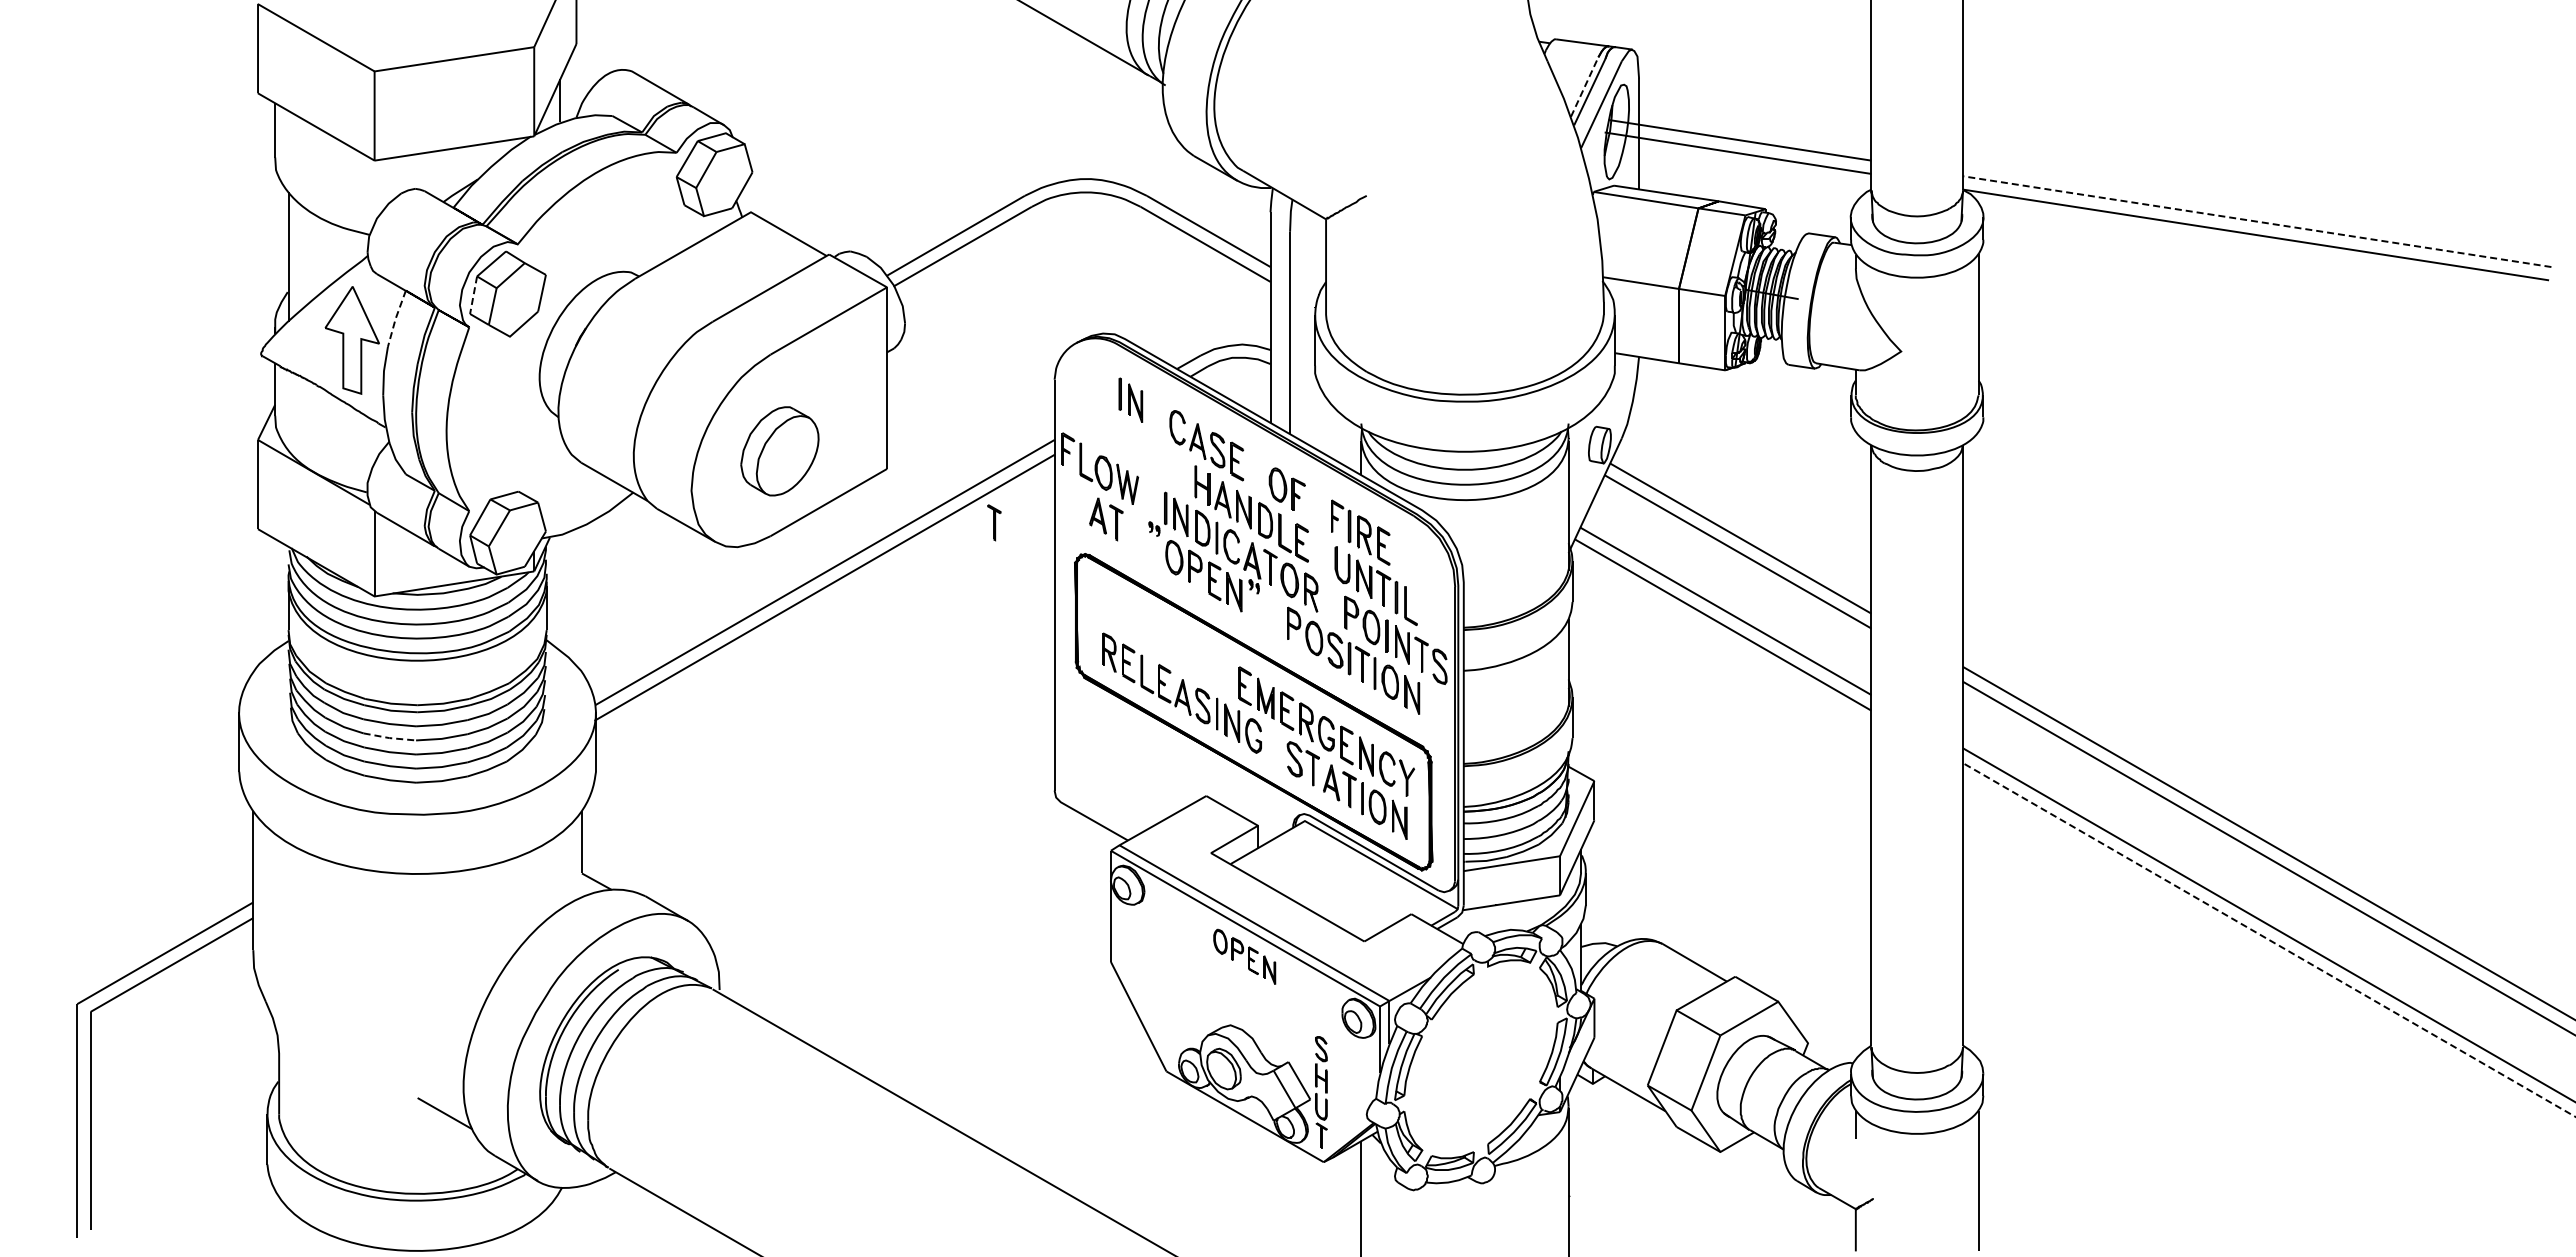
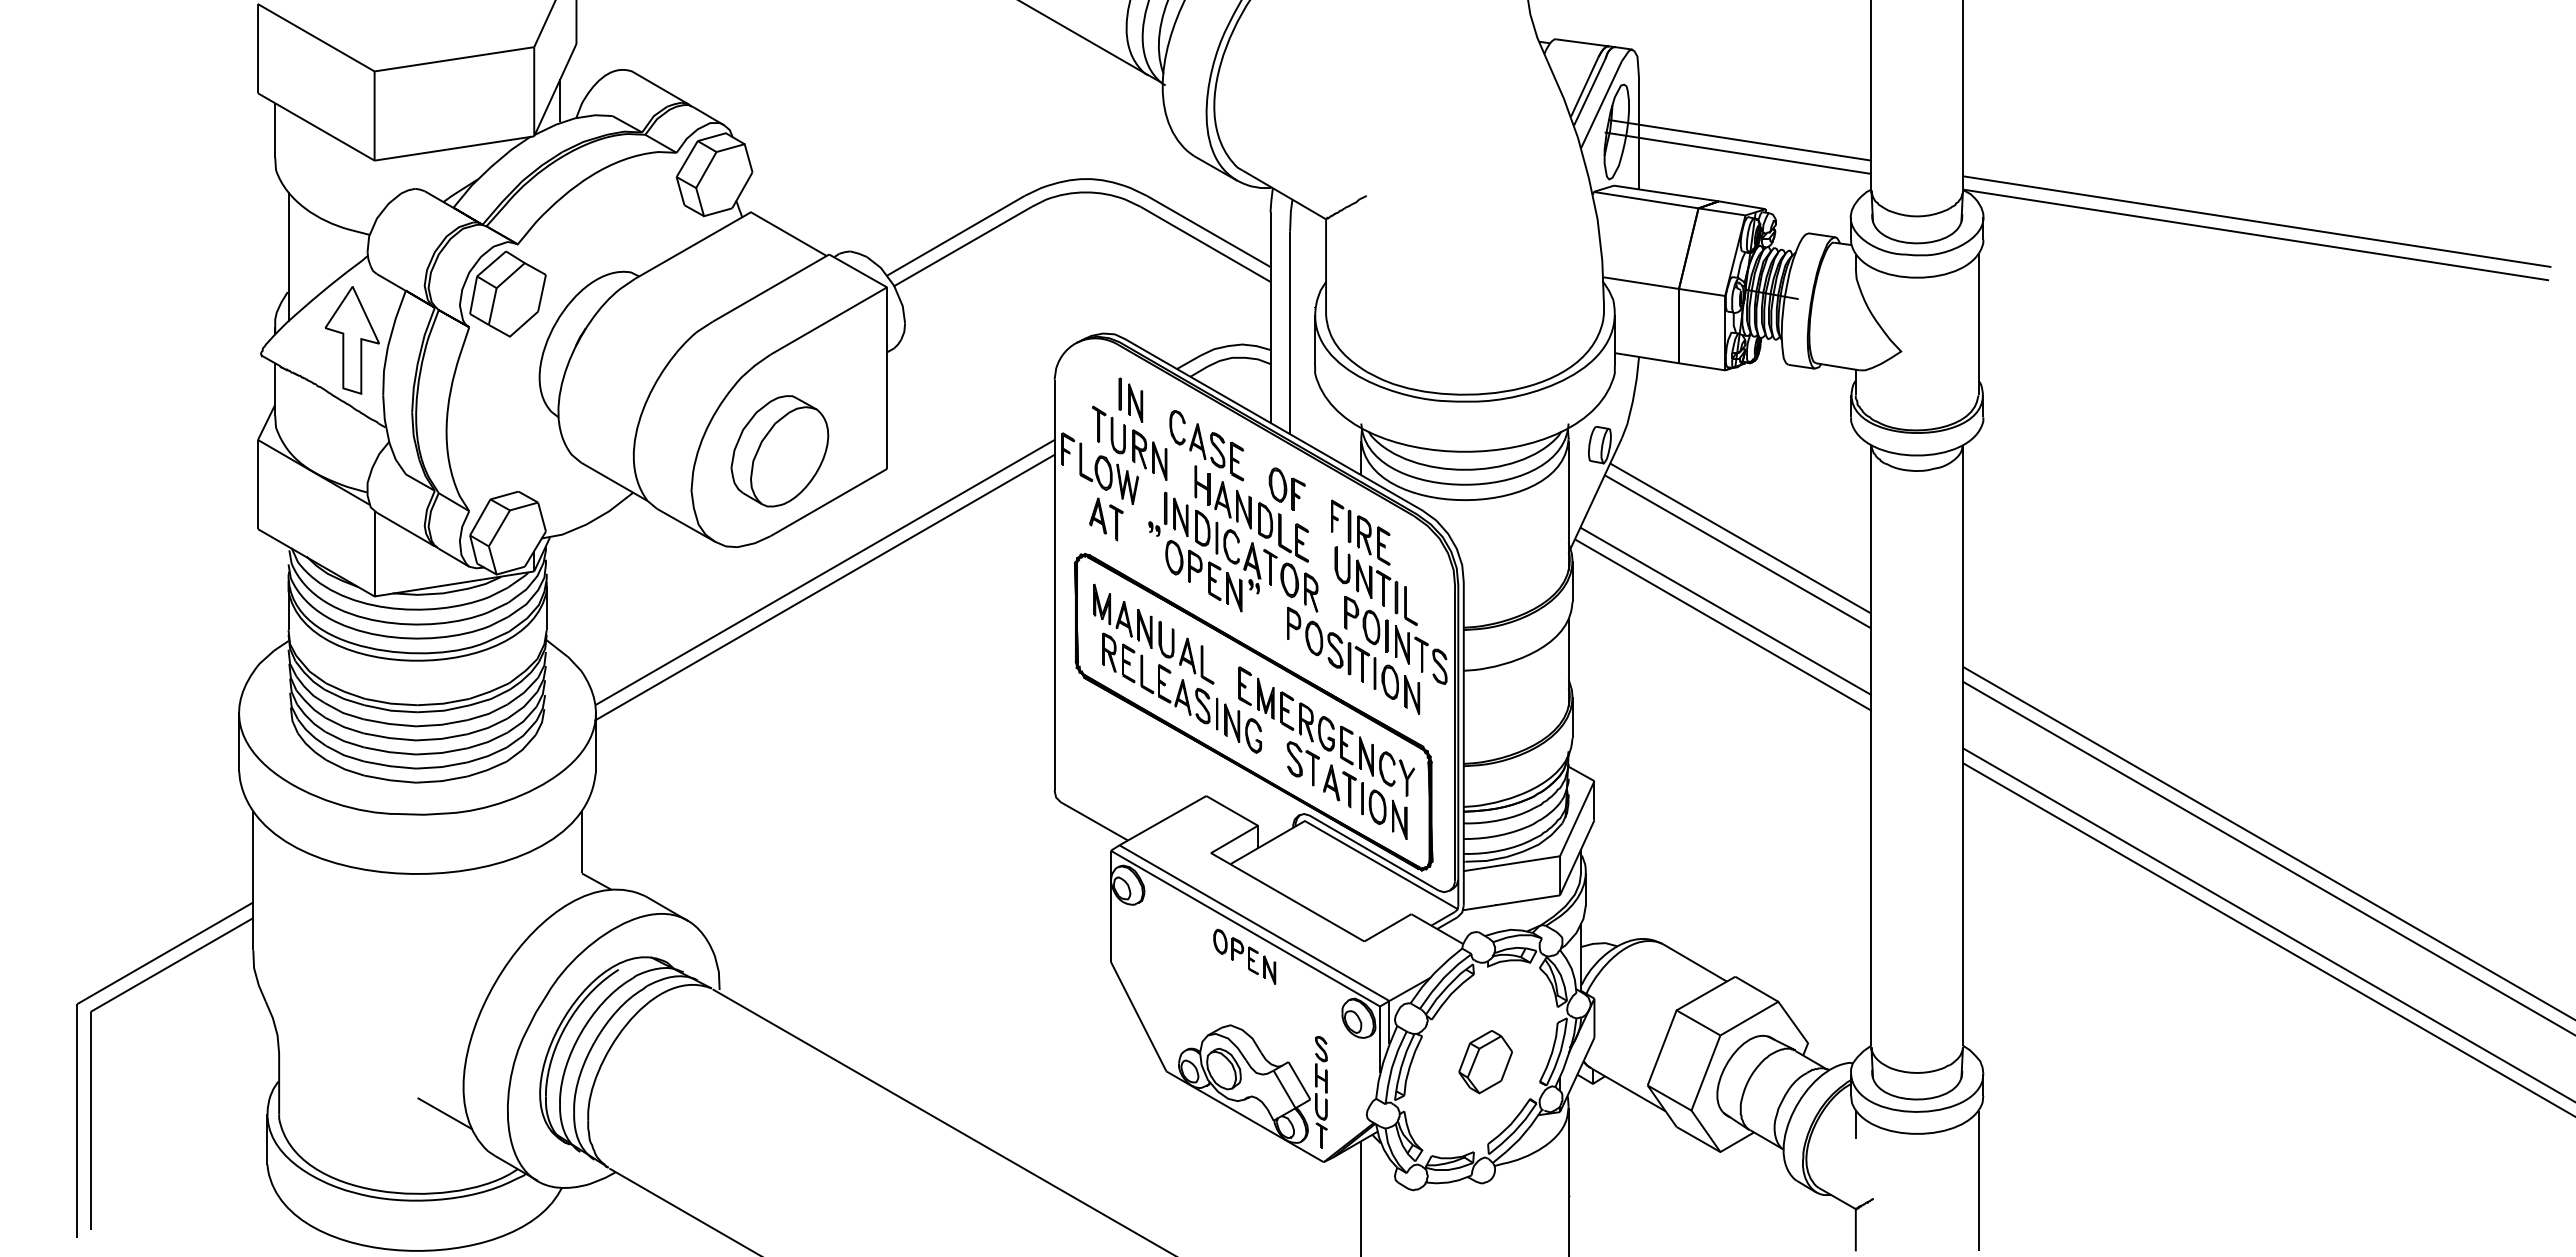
line: dashed -> solid (1584, 87)
line: dashed -> solid (2257, 221)
line: dashed -> solid (473, 295)
line: dashed -> solid (395, 318)
part: none -> present (1129, 442)
part size: 80x91 px -> 100x113 px (779, 451)
part: present -> none (994, 522)
part: none -> present (1153, 634)
line: dashed -> solid (389, 738)
line: dashed -> solid (2268, 939)
part: none -> present (1485, 1062)
